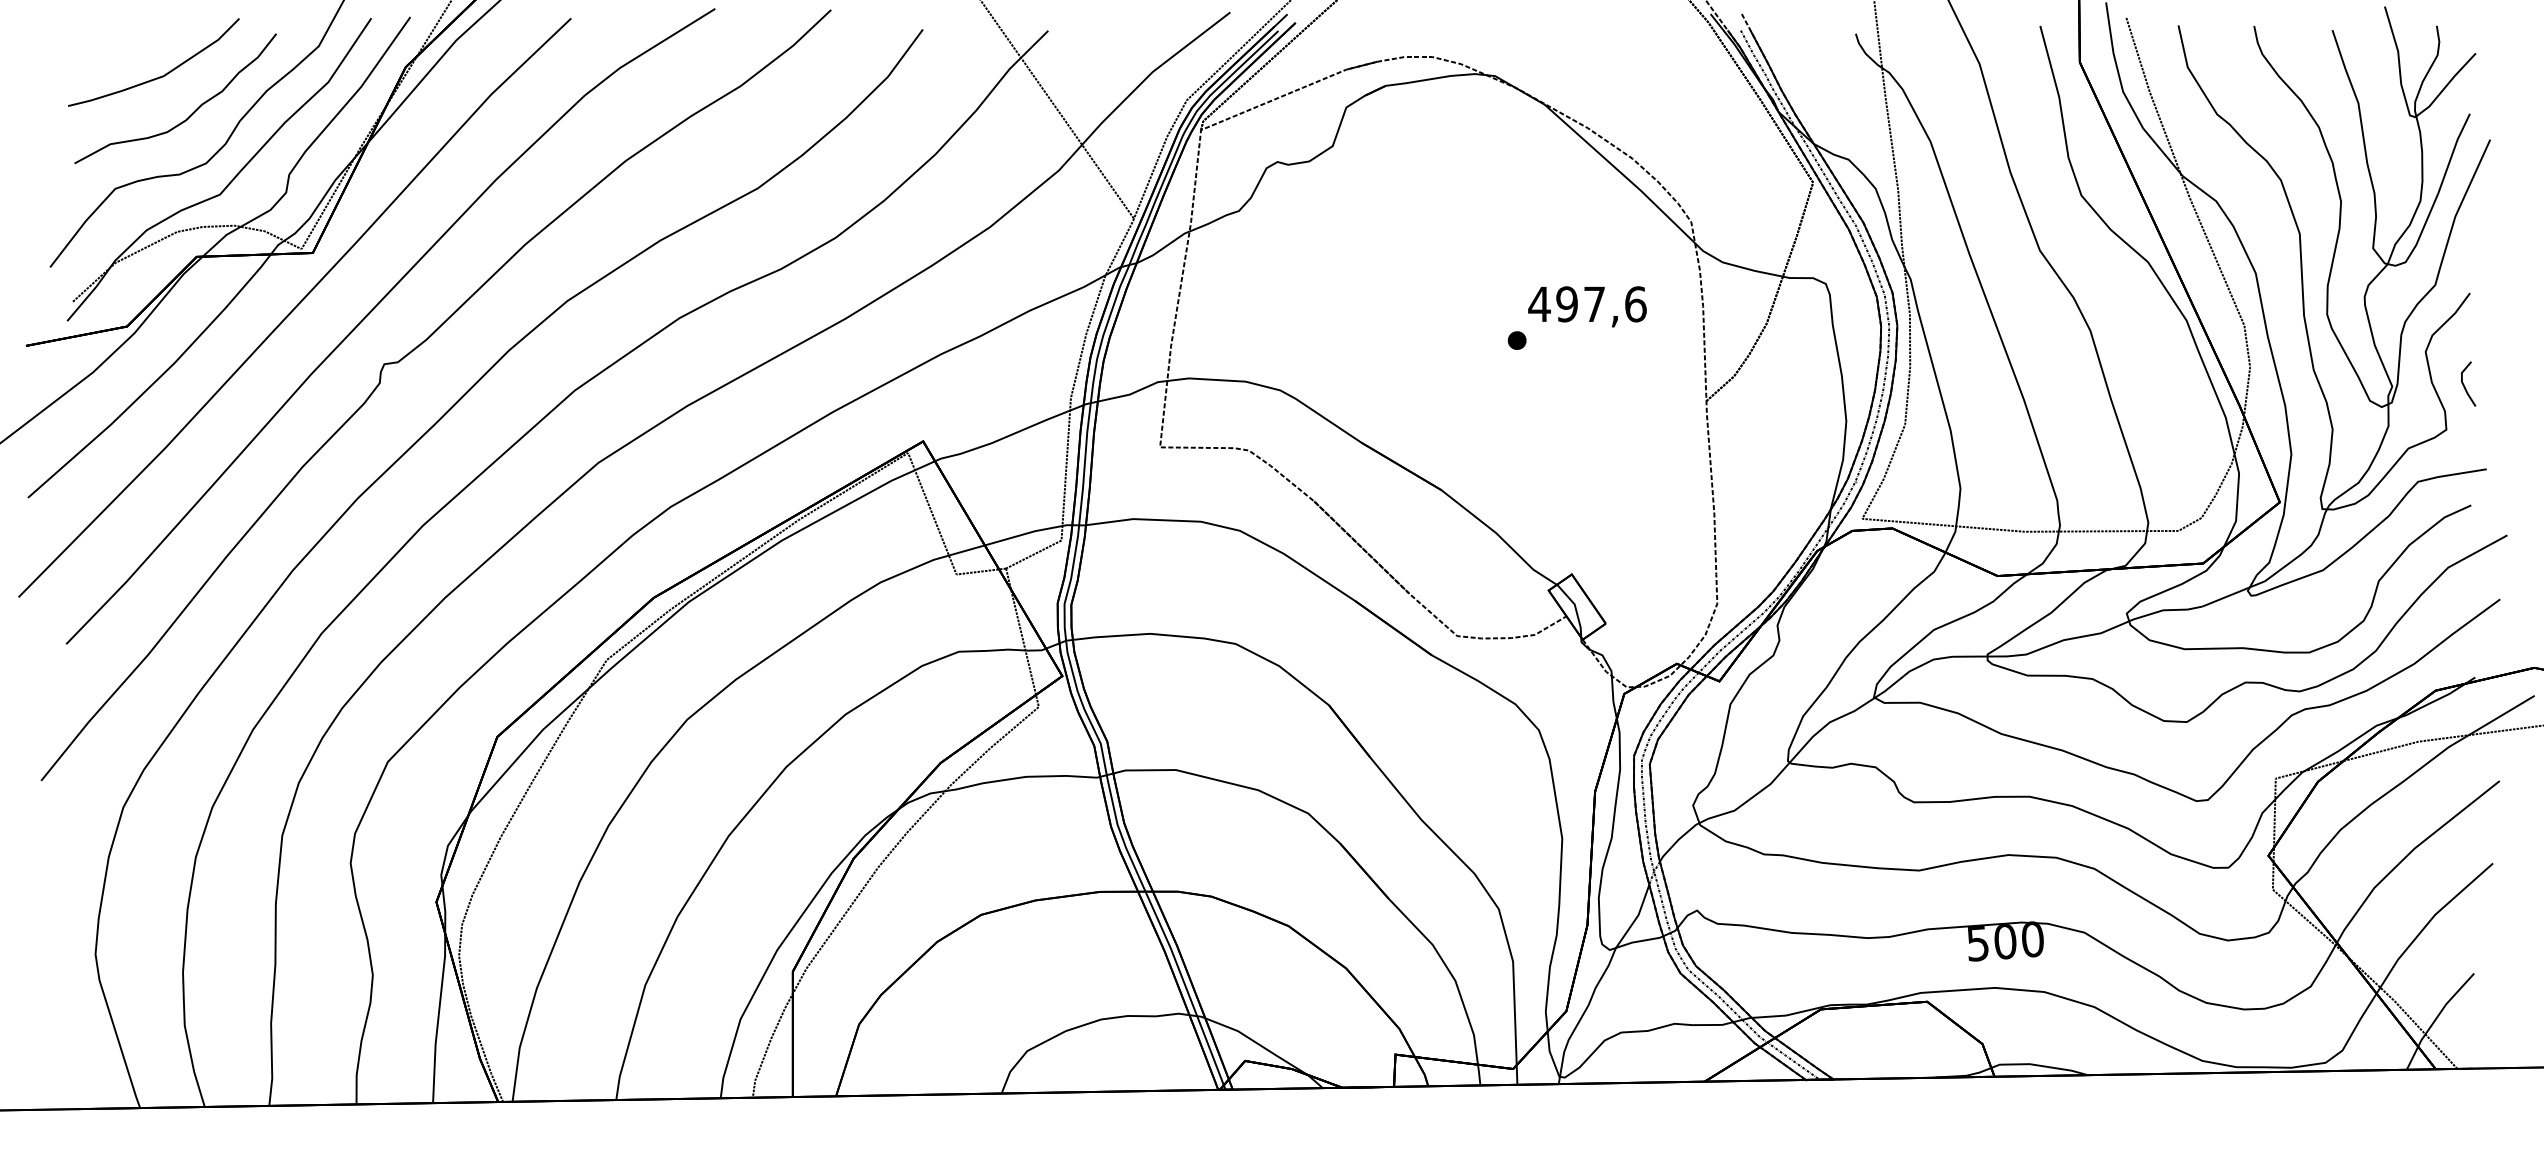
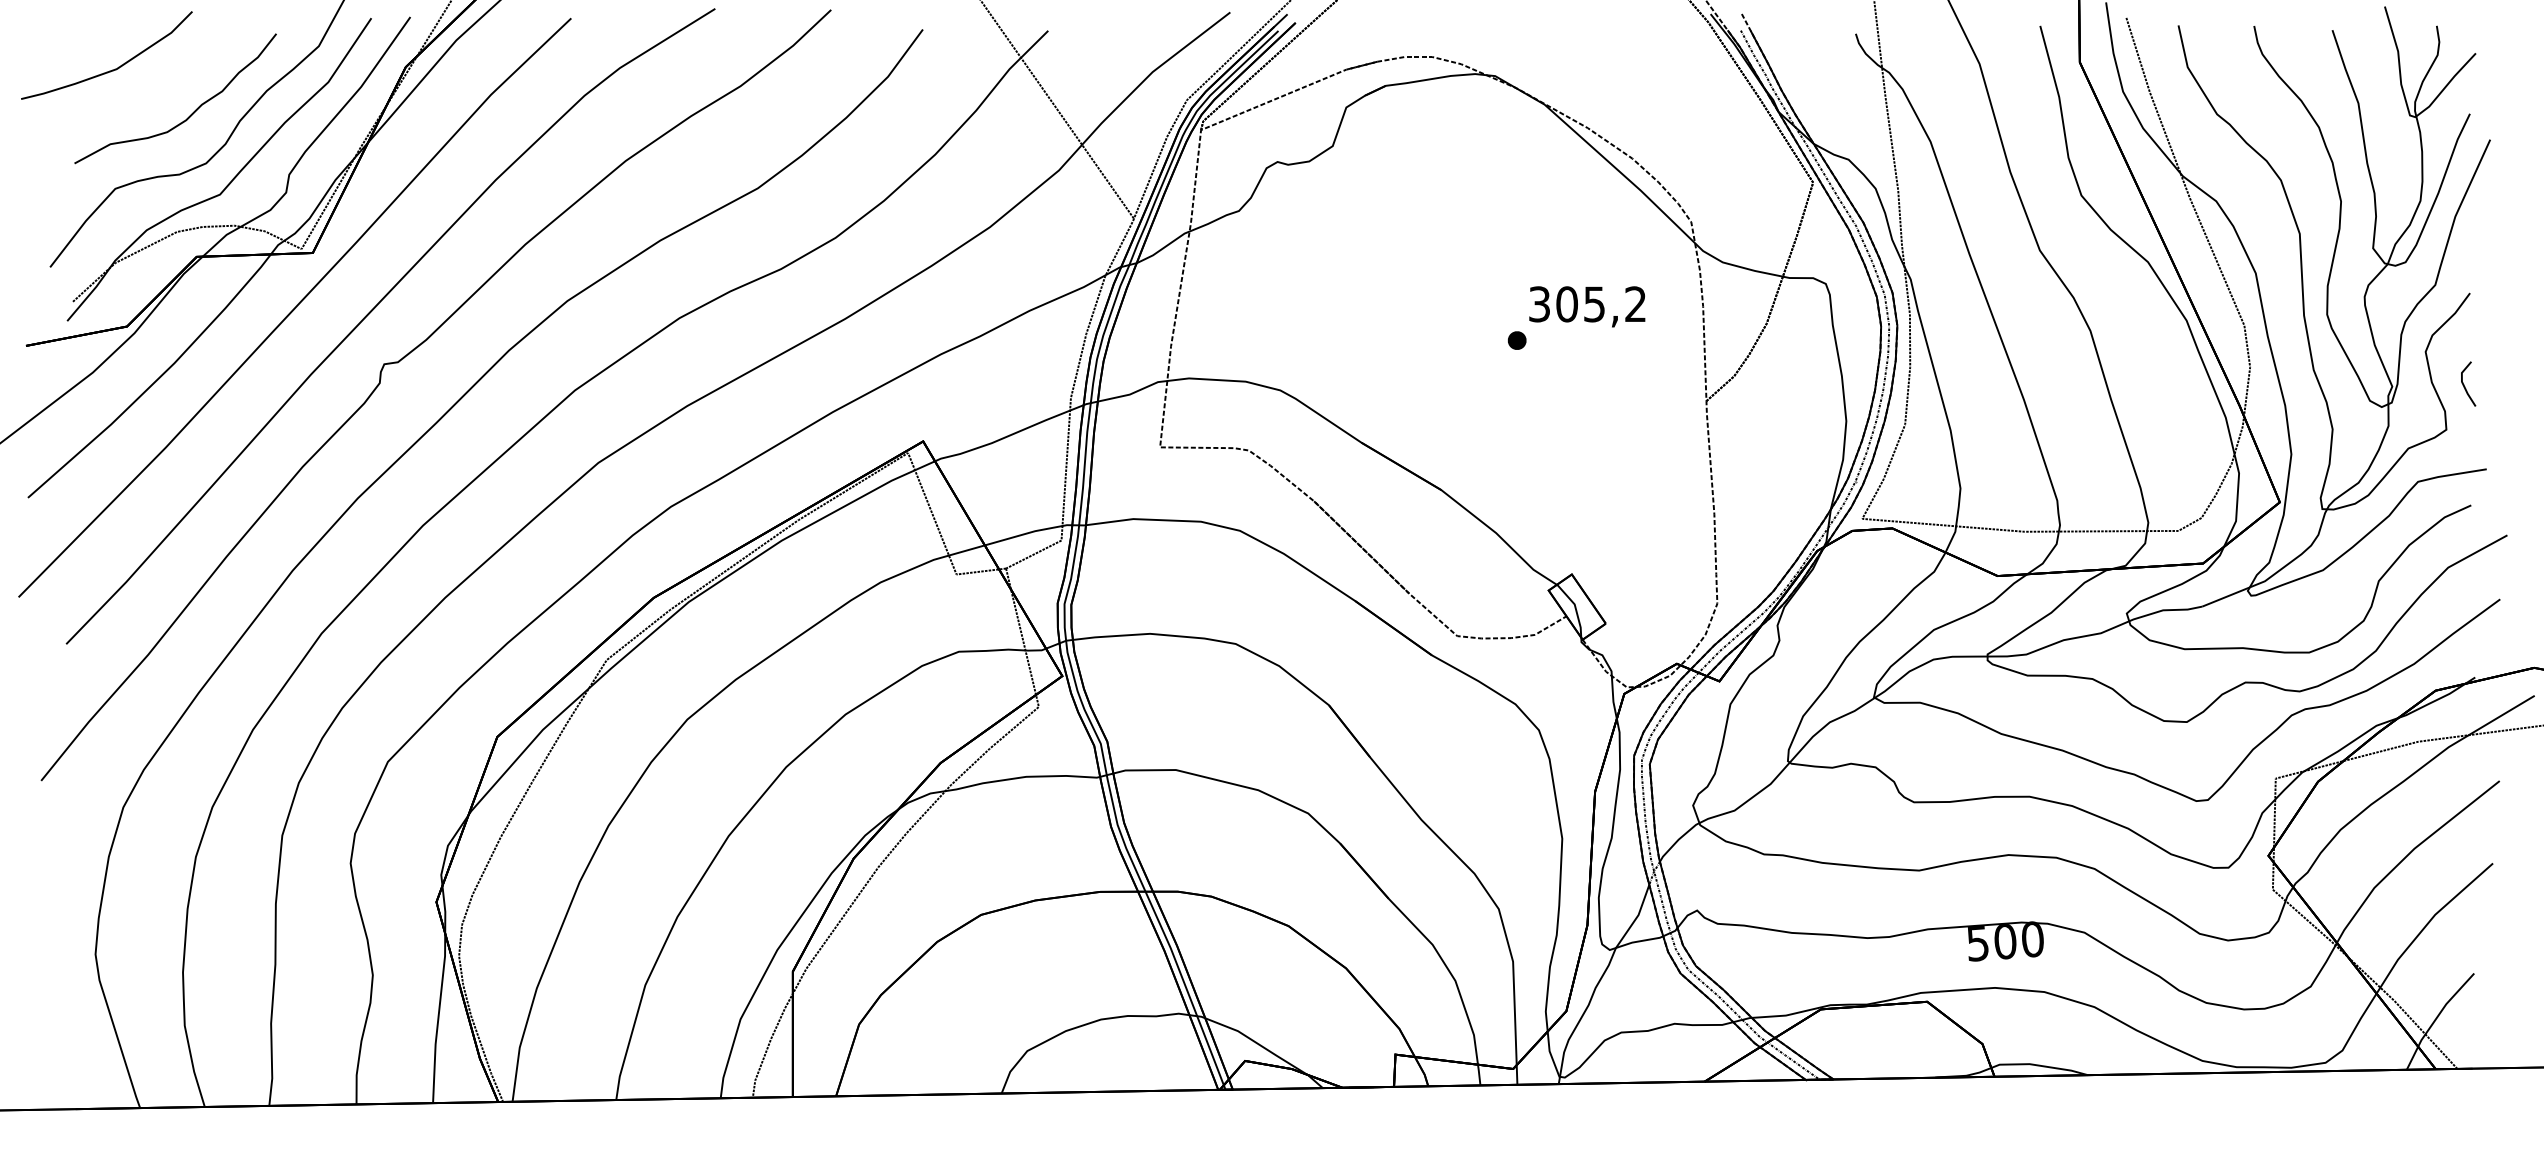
curve position: (159, 76) -> (112, 69) (112, 69)
text: 497,6 -> 305,2 (1587, 304)
